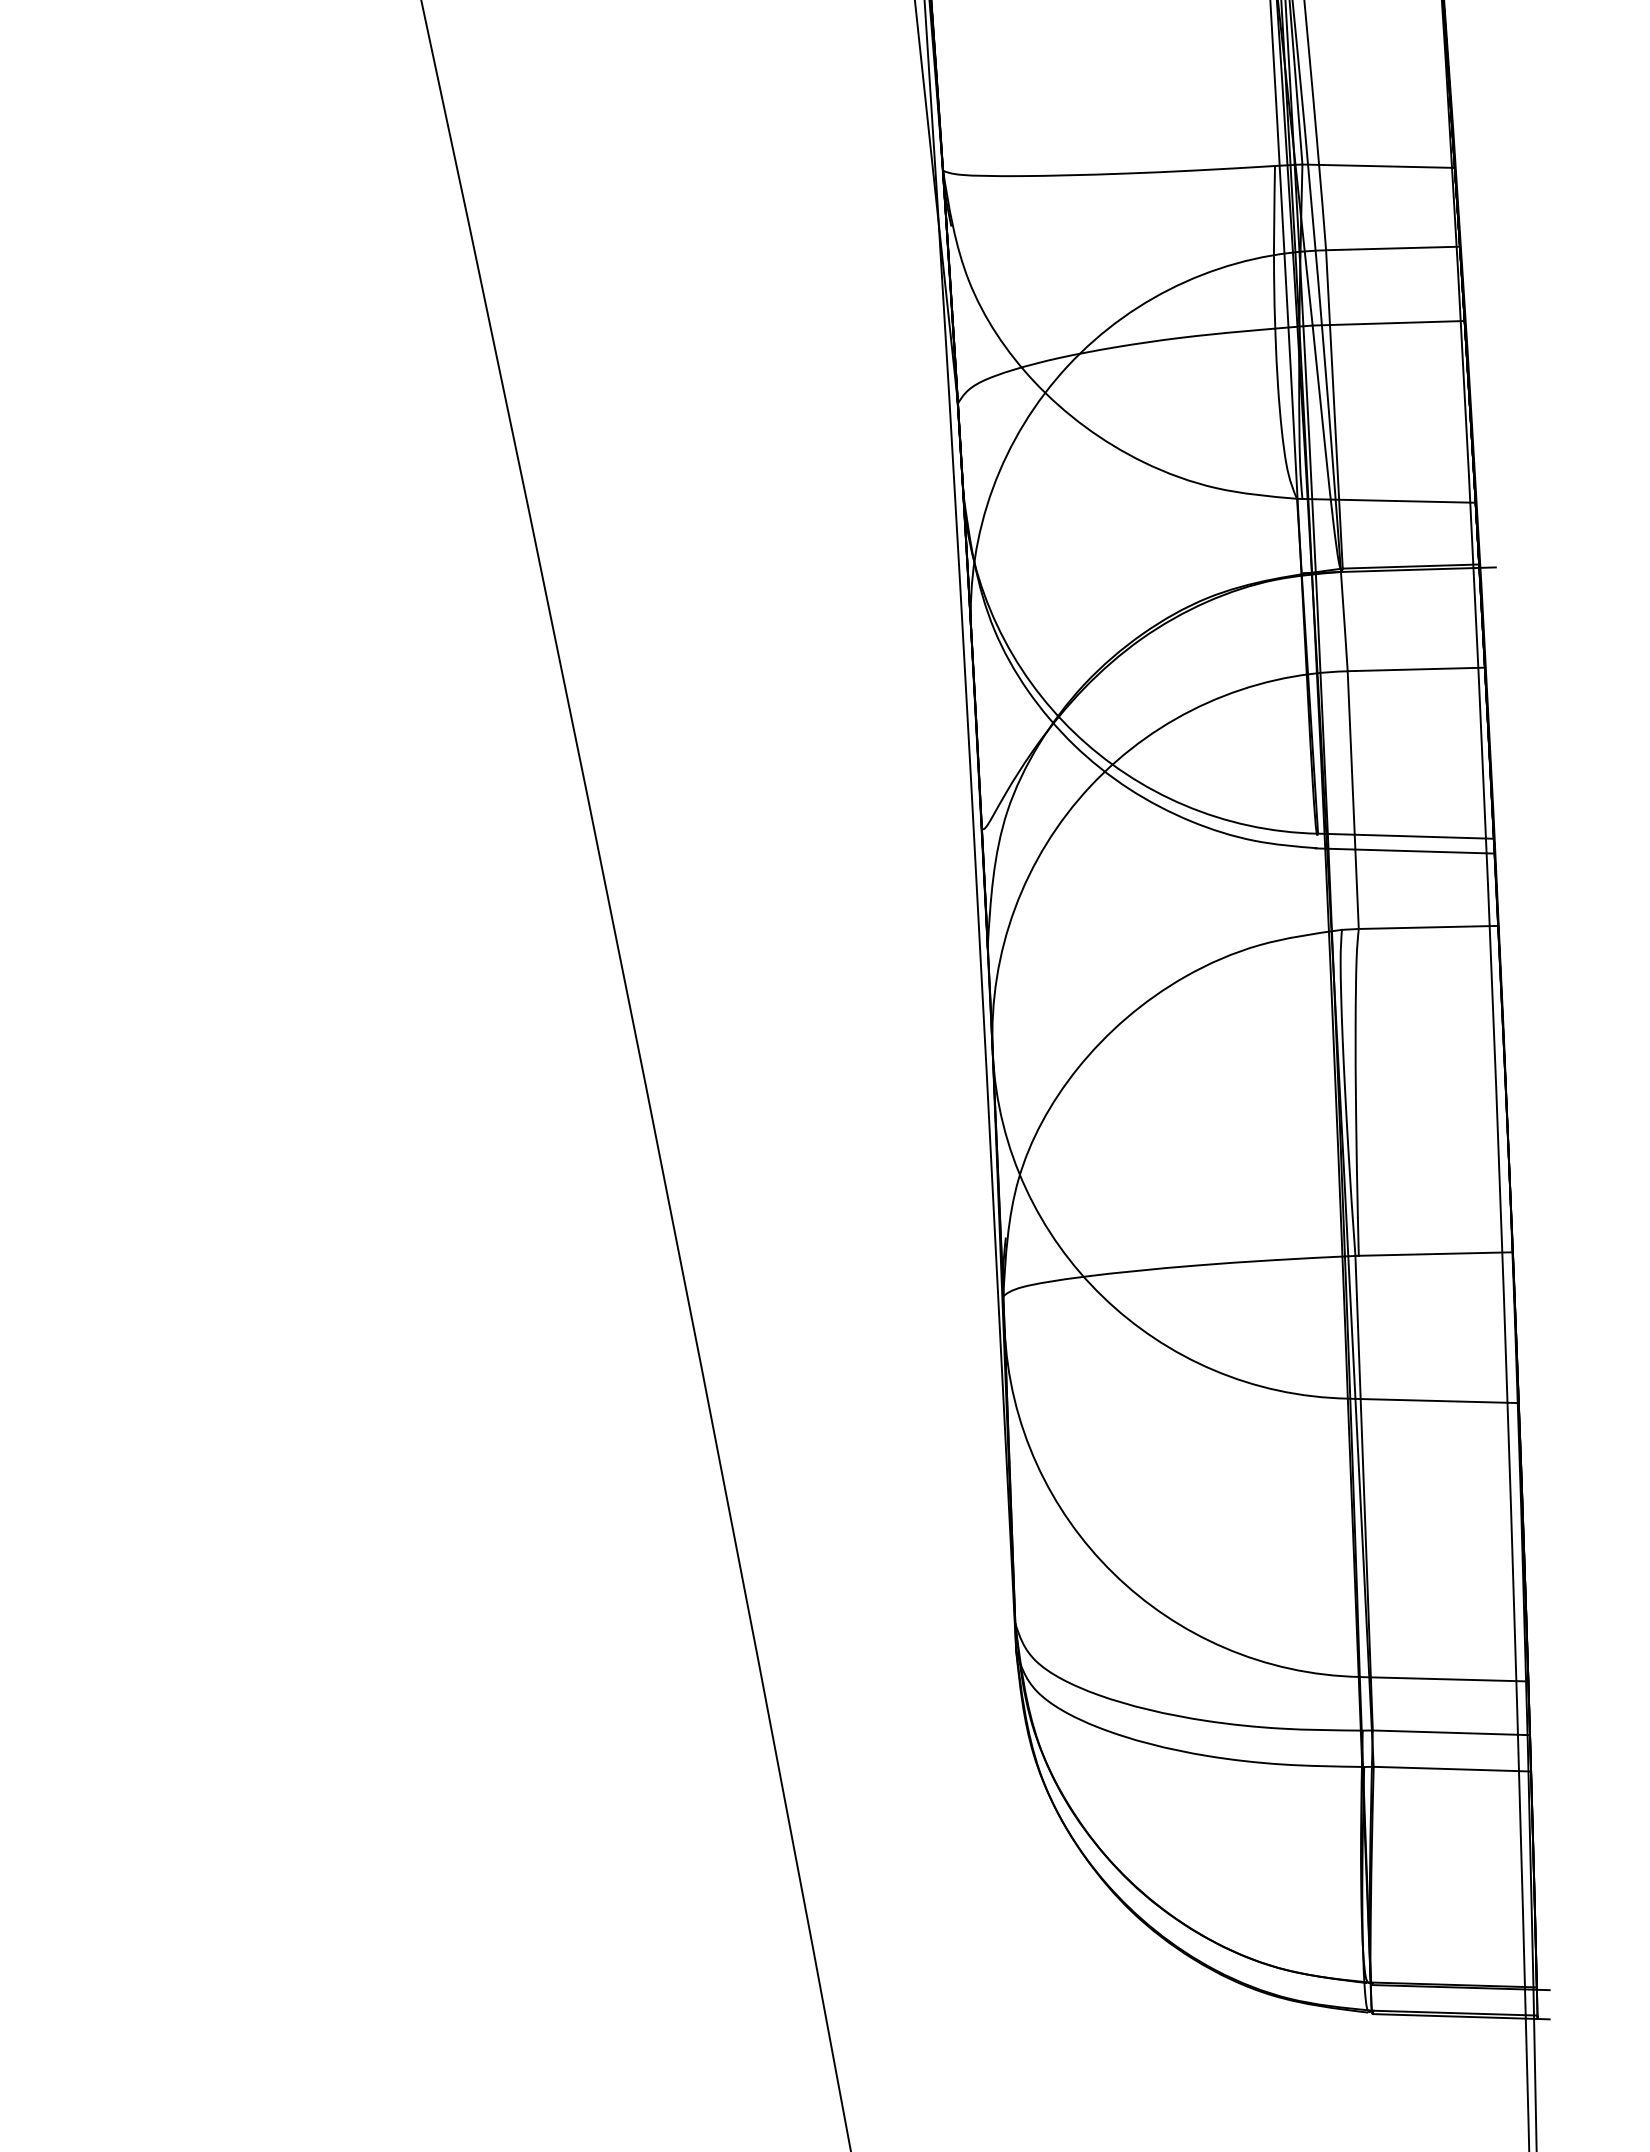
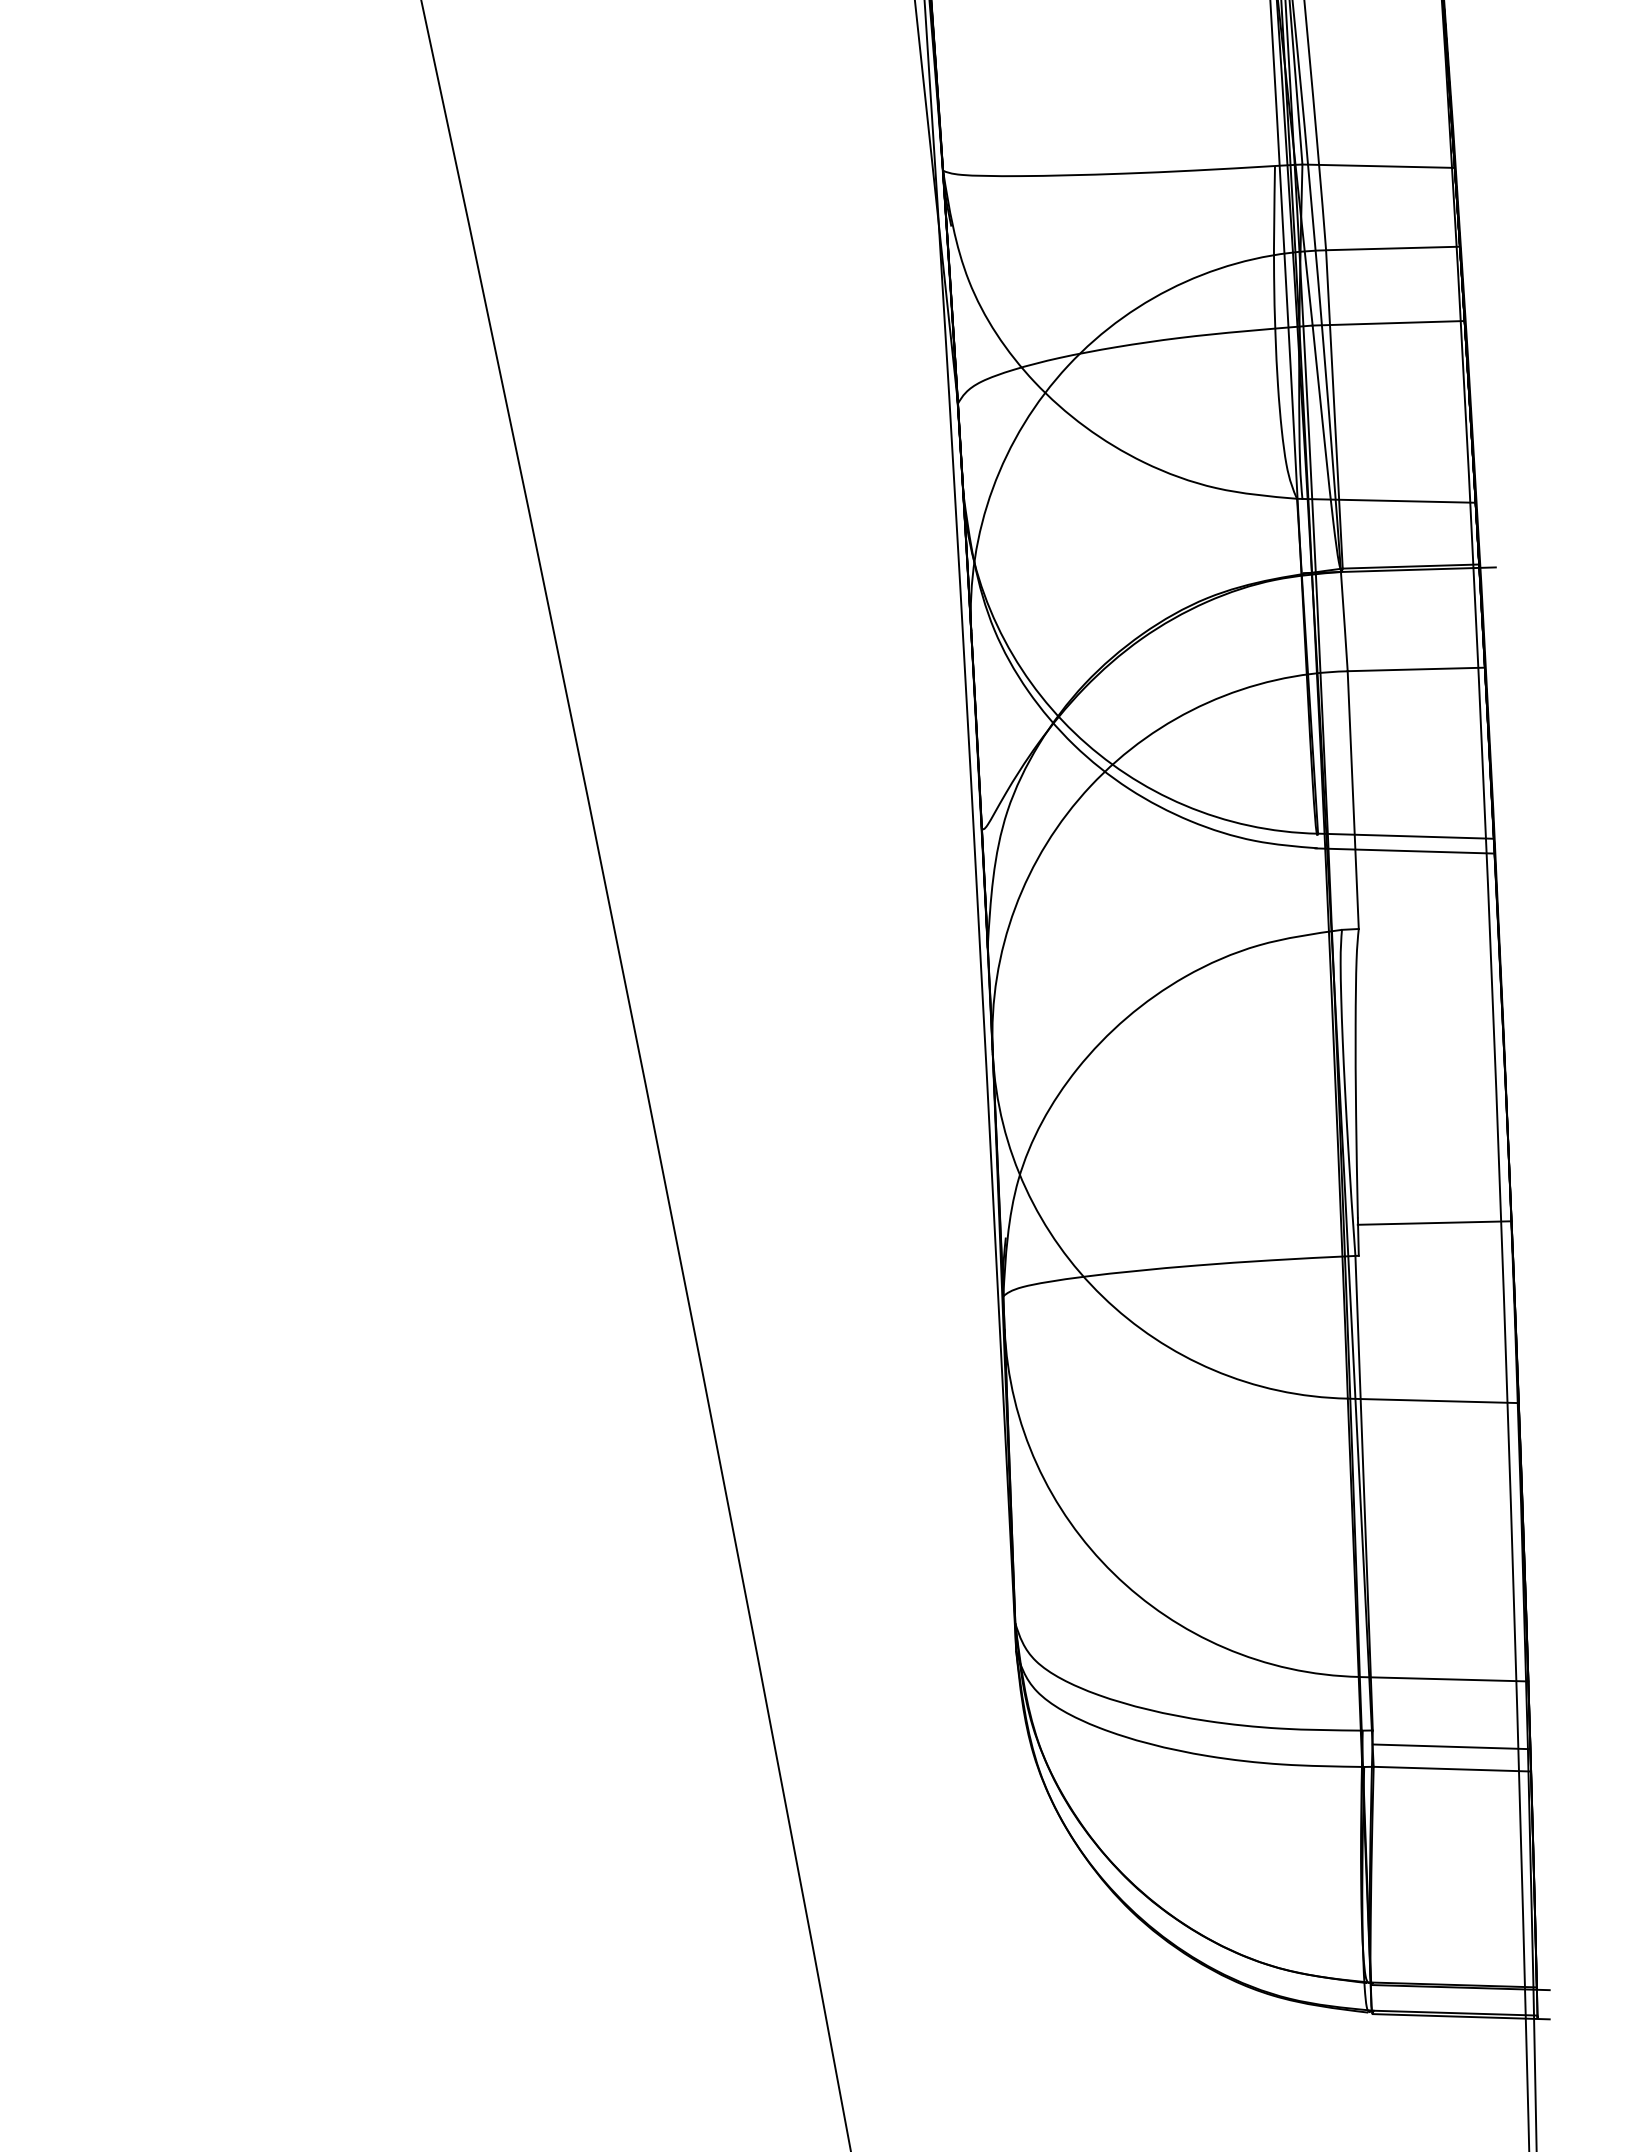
line: present -> none (1428, 926)
line position: (1435, 1253) -> (1434, 1222) (1434, 1222)
line position: (1451, 1732) -> (1451, 1746) (1451, 1746)
